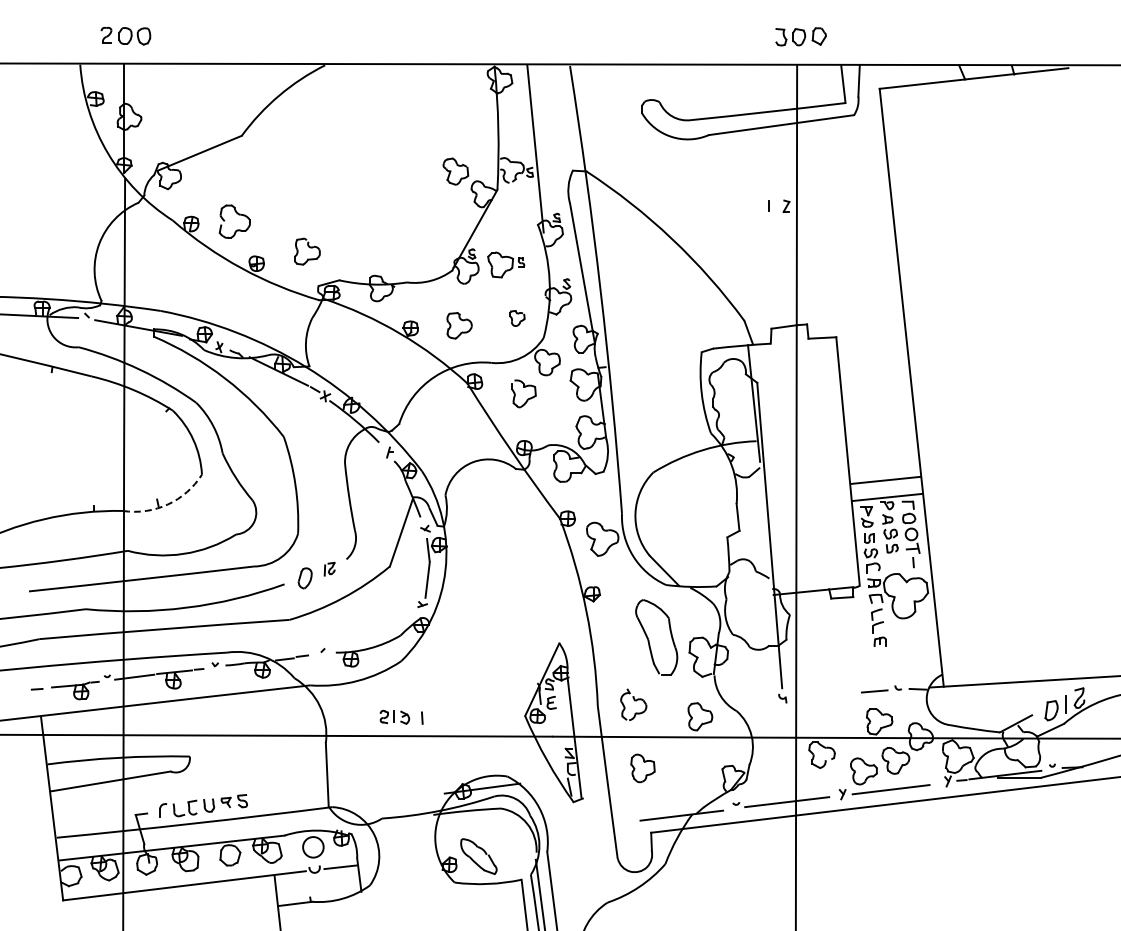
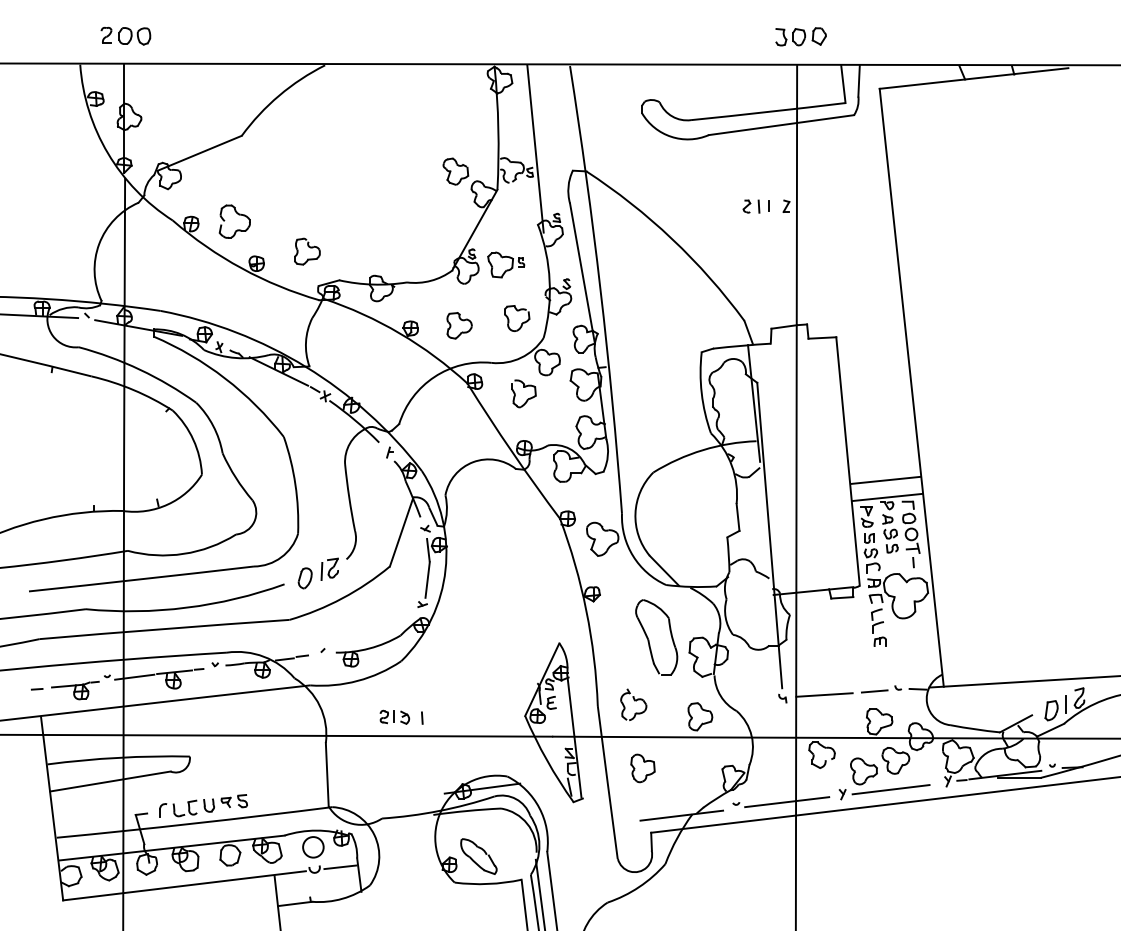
part: none -> present (751, 206)
part size: 17x17 px -> 27x27 px (517, 318)
arc: dashed -> solid (167, 504)
part size: 13x16 px -> 19x24 px (329, 568)
line: none -> present (824, 694)
